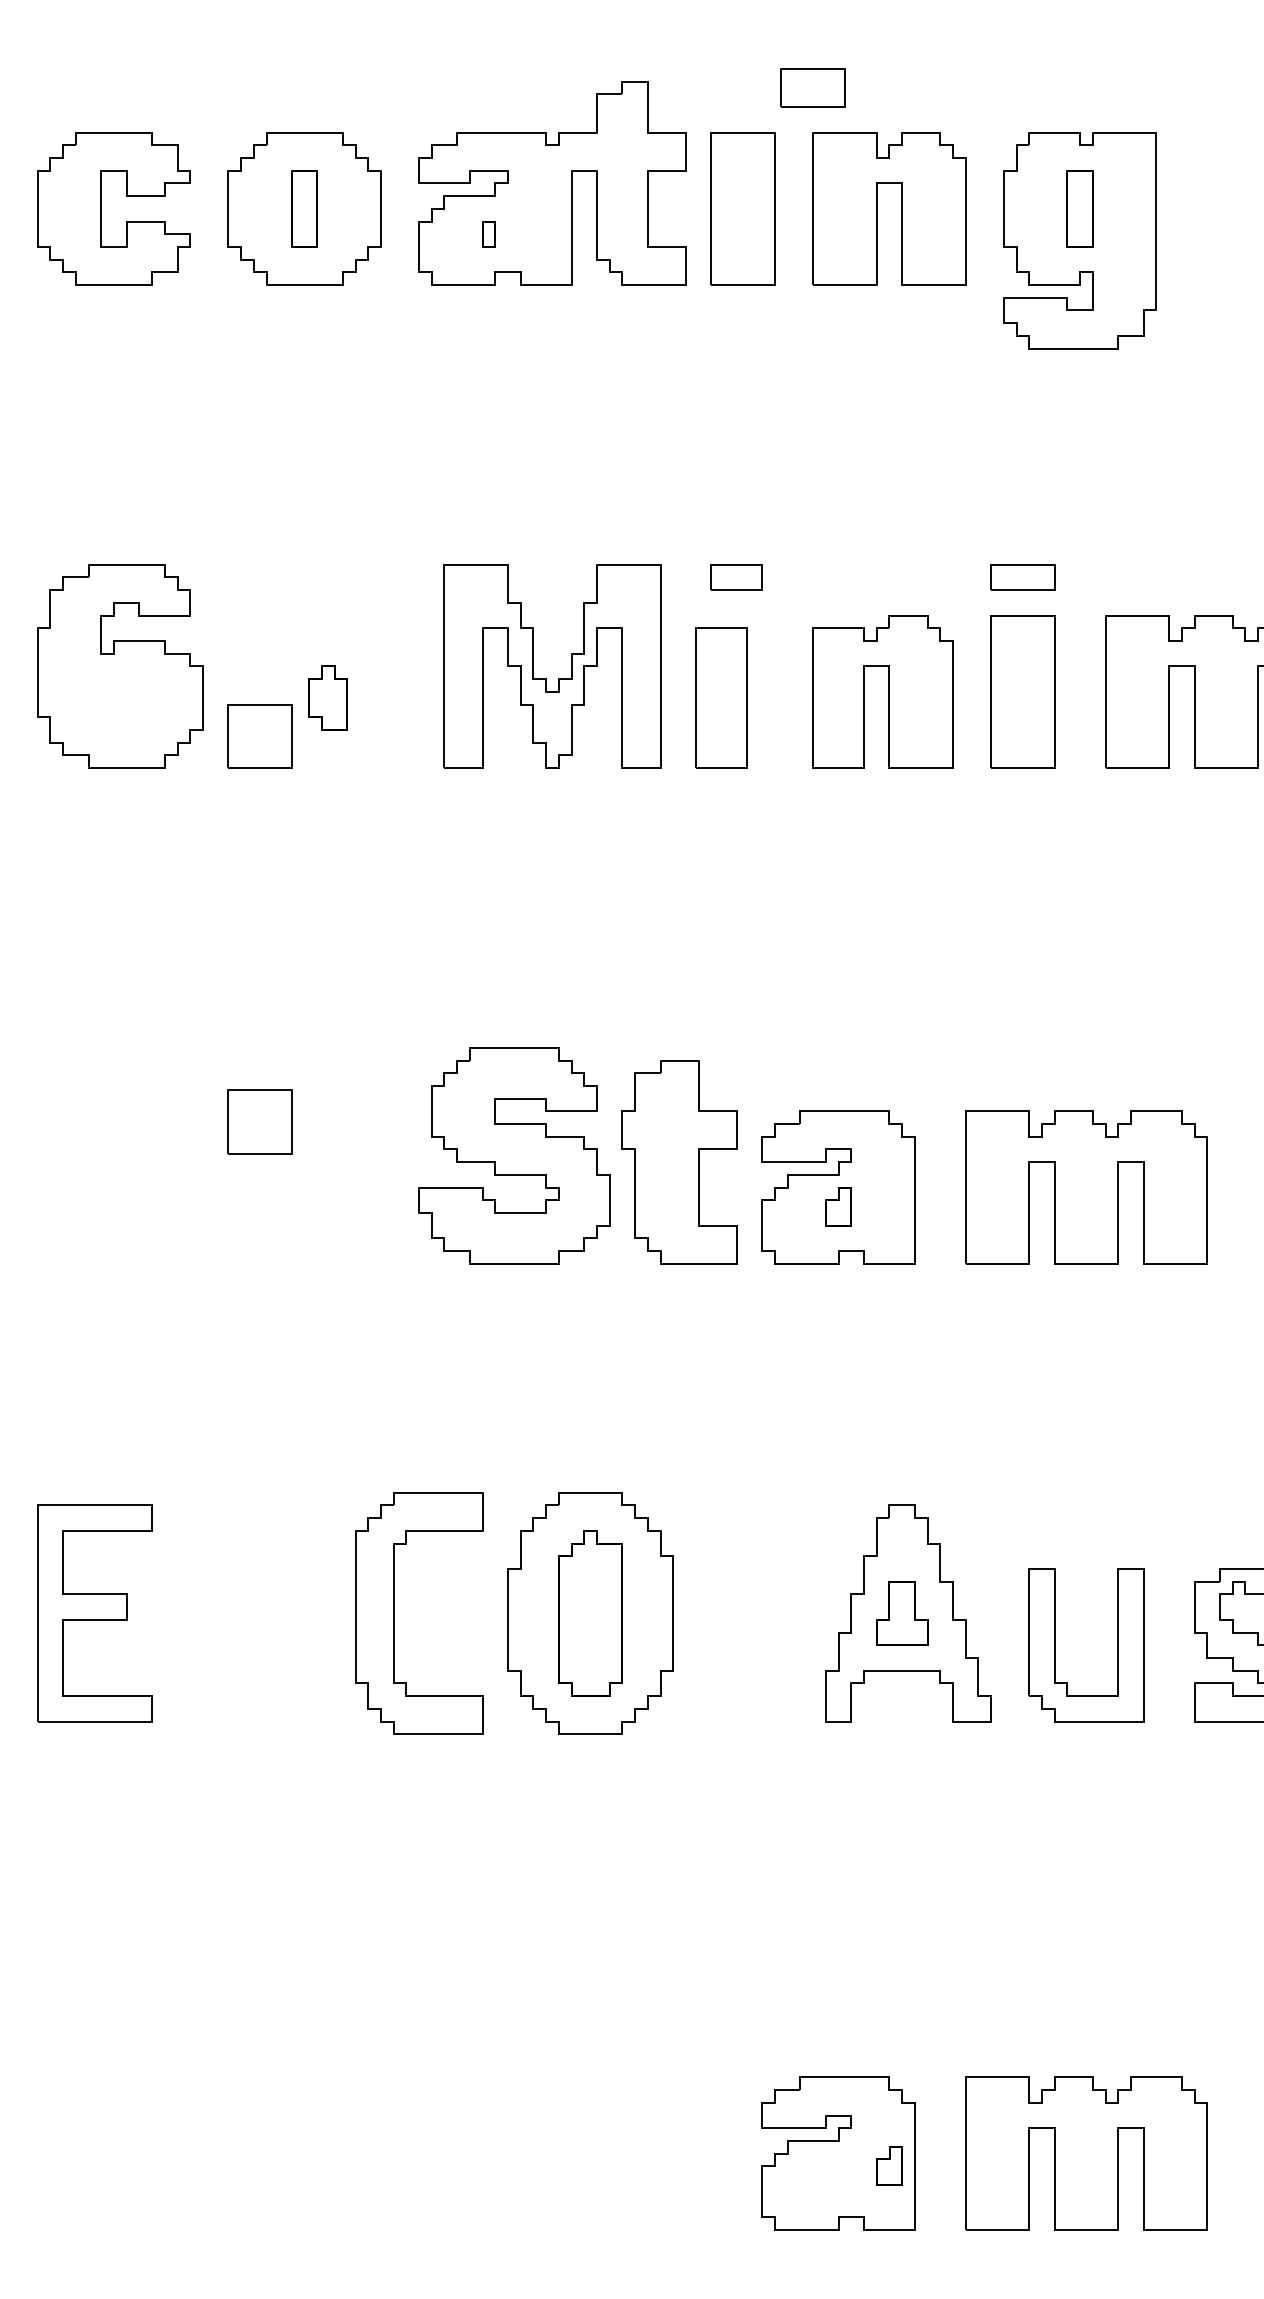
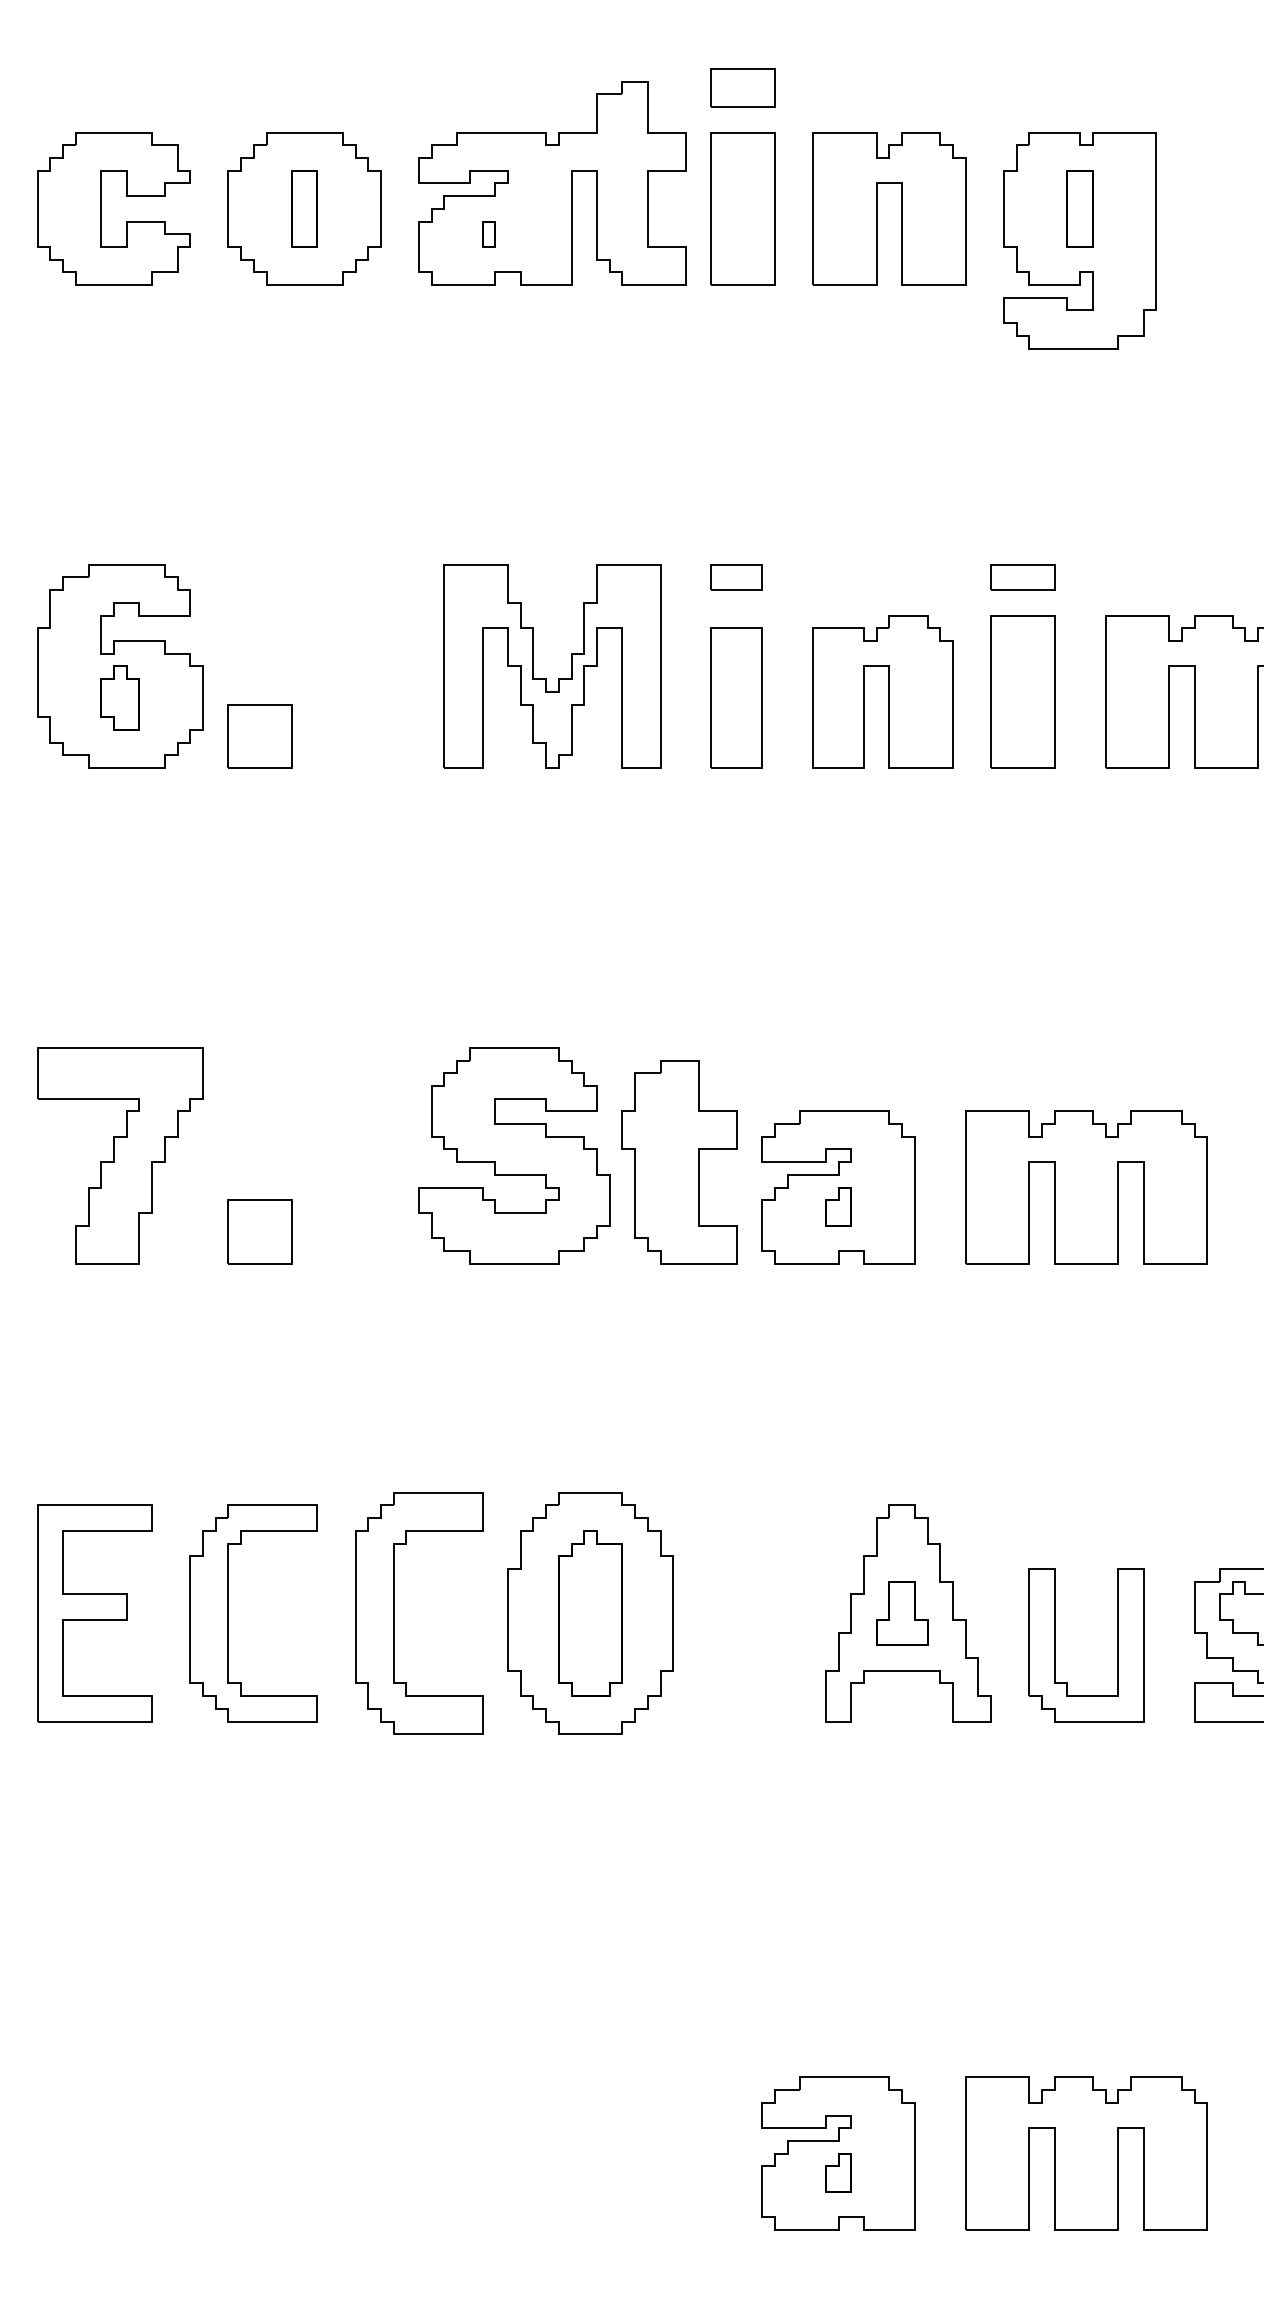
part position: (812, 87) -> (742, 87) (742, 87)
part position: (327, 697) -> (119, 697) (119, 697)
part position: (721, 697) -> (736, 697) (736, 697)
part position: (259, 1121) -> (259, 1231) (259, 1231)
part: none -> present (120, 1155)
part: none -> present (228, 1613)
part position: (889, 2165) -> (838, 2172) (838, 2172)
